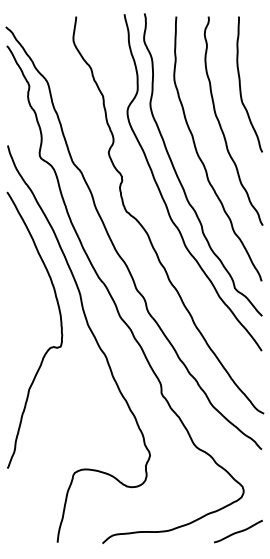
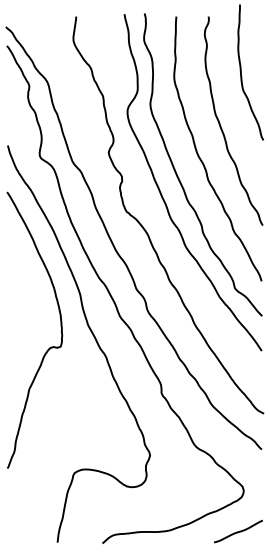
curve position: (241, 88) -> (242, 76) (242, 76)
